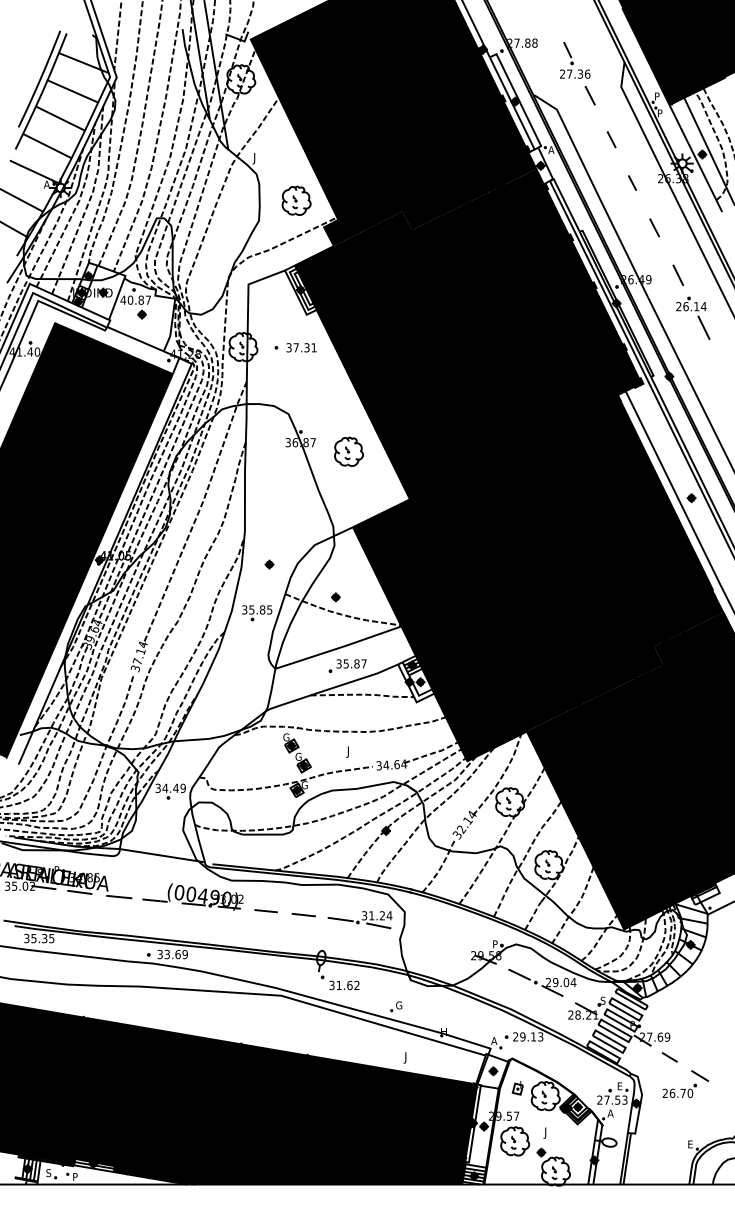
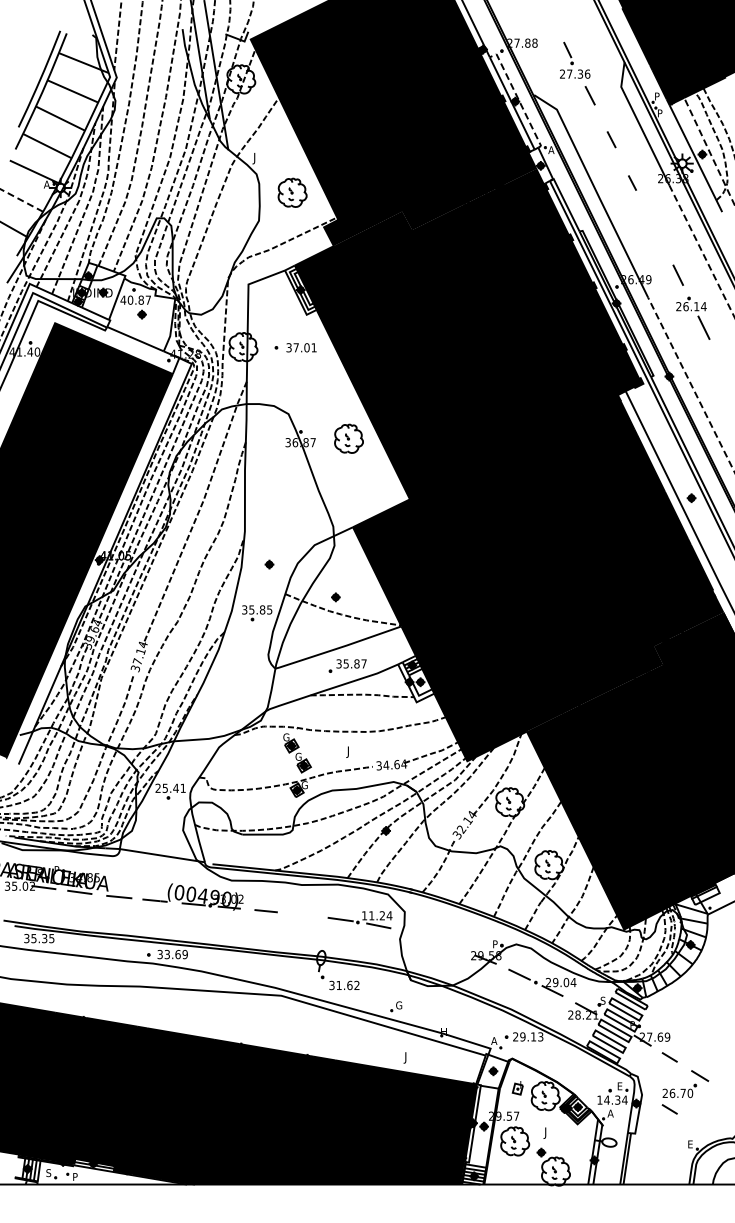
line: solid -> dashed (517, 97)
line: solid -> dashed (709, 151)
line: solid -> dashed (21, 200)
part position: (296, 200) -> (292, 192) (292, 192)
line: present -> none (654, 227)
line: solid -> dashed (702, 251)
text: 37.31 -> 37.01 (306, 347)
line: solid -> dashed (691, 385)
part position: (348, 451) -> (348, 438) (348, 438)
text: 34.49 -> 25.41 (170, 787)
line: present -> none (303, 915)
text: 31.24 -> 11.24 (364, 915)
text: 27.53 -> 14.34 (612, 1099)
line: none -> present (669, 1109)
